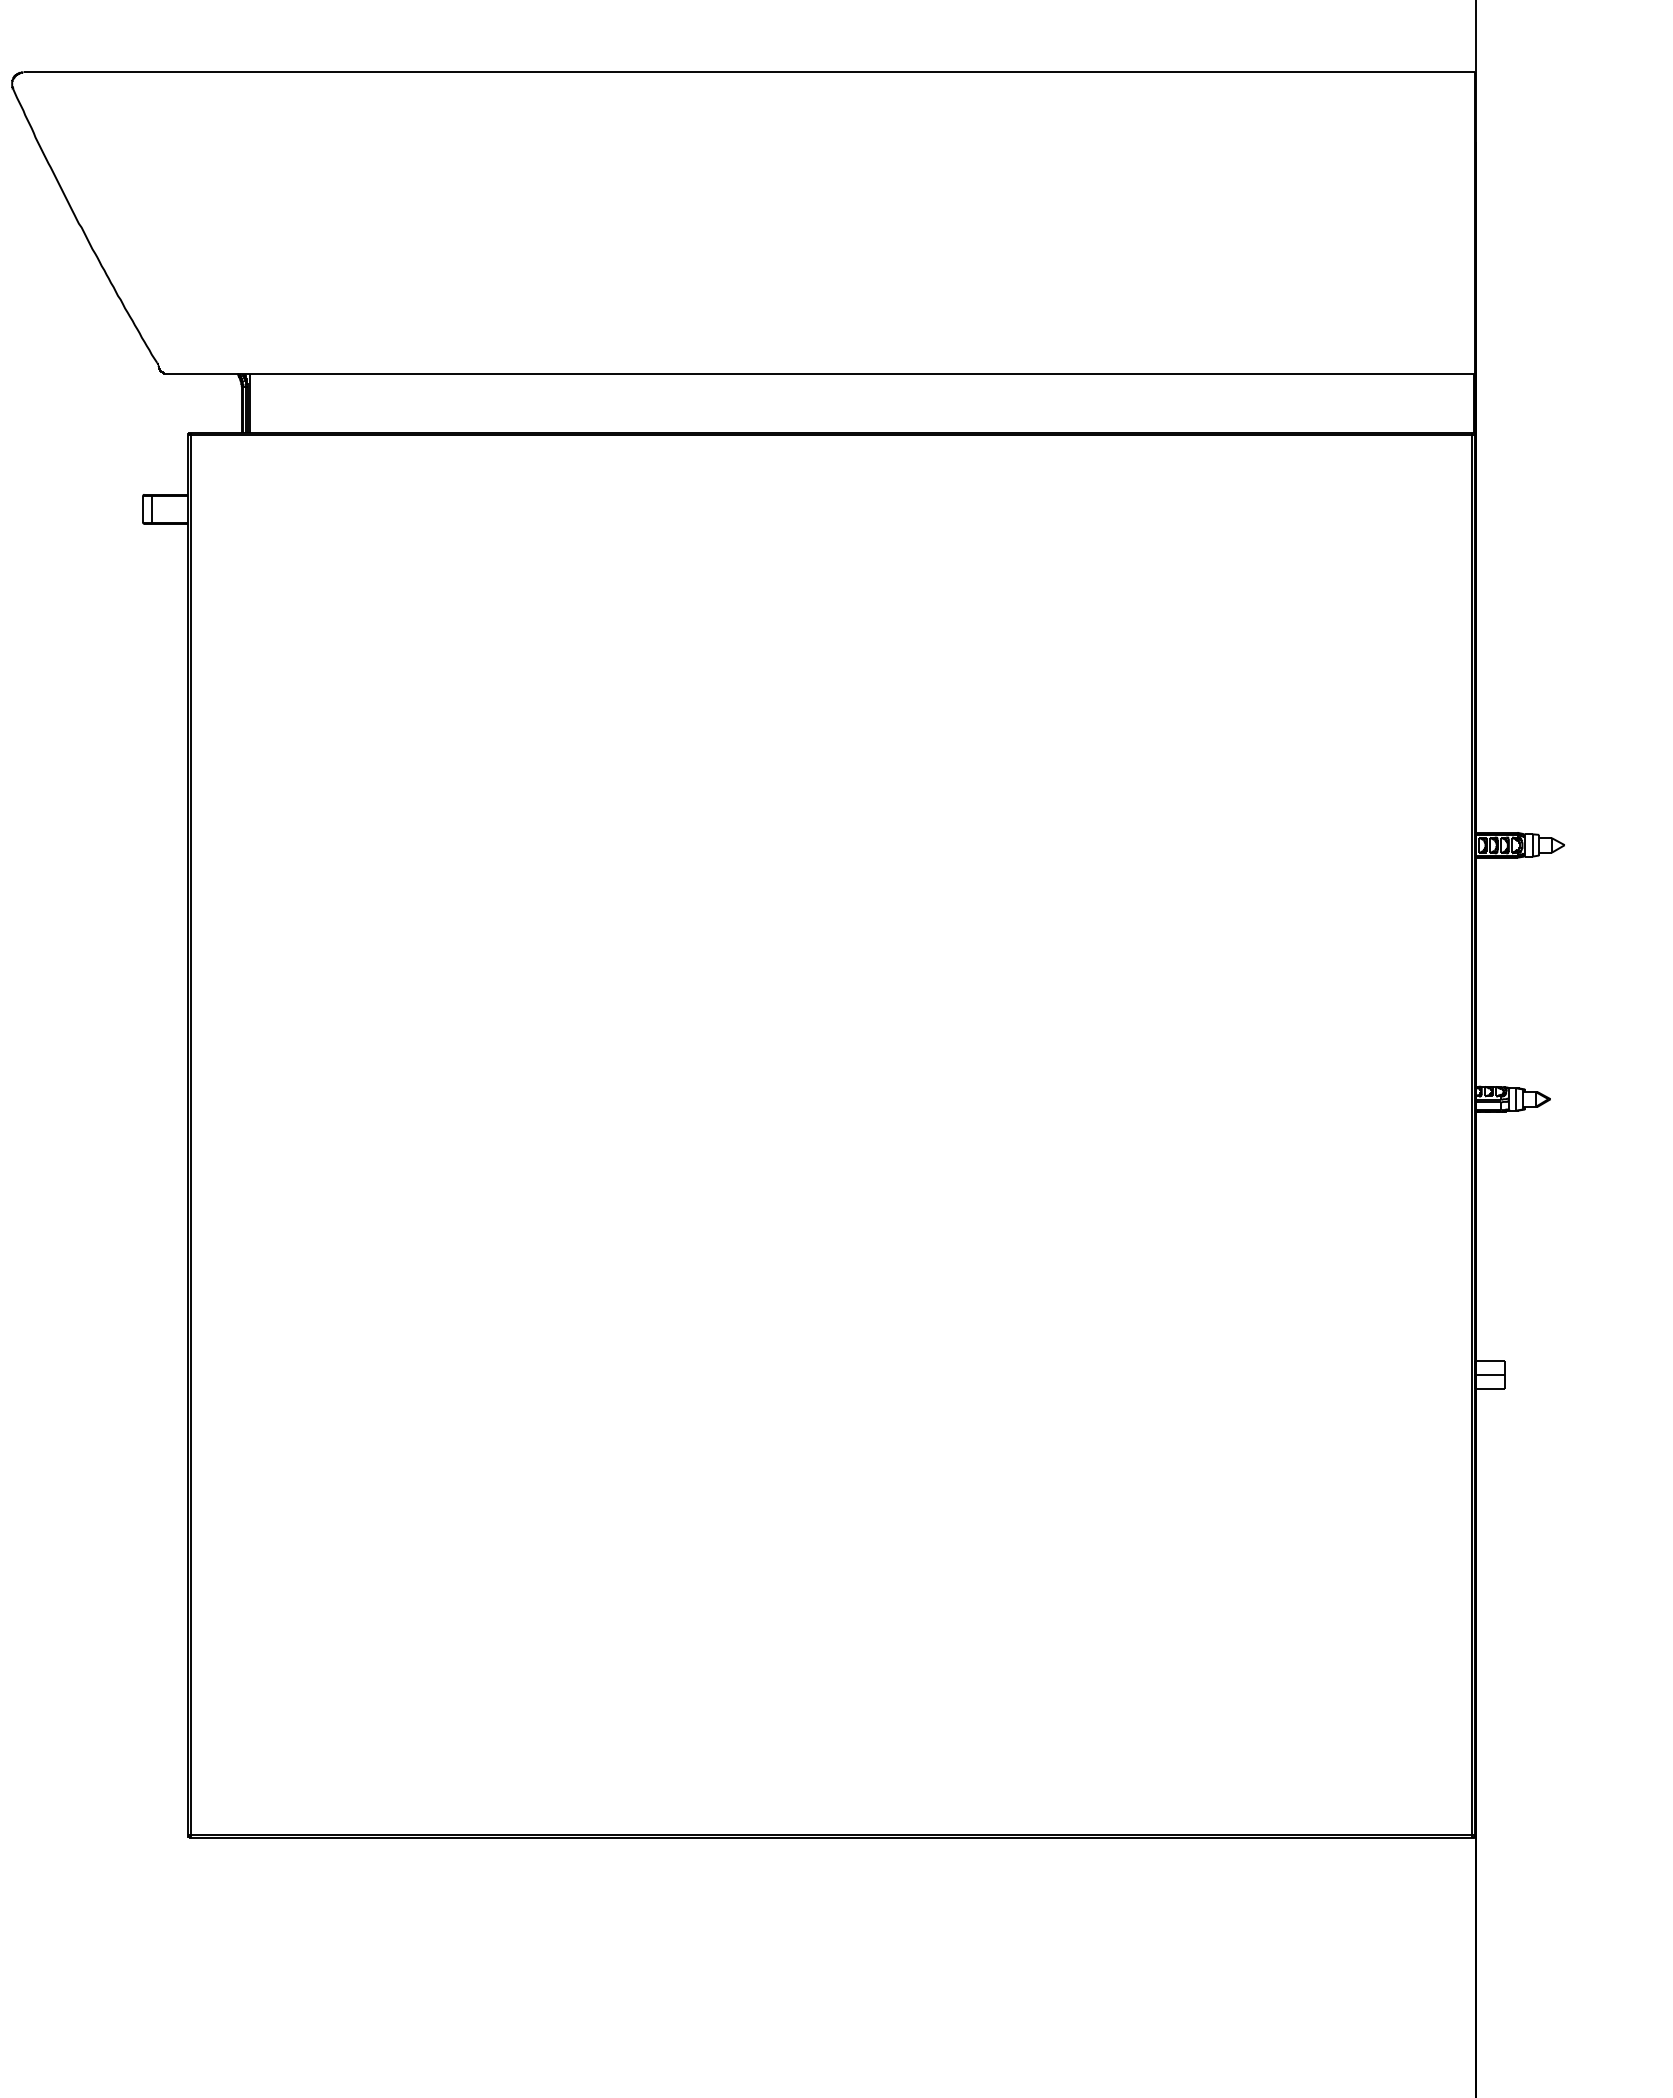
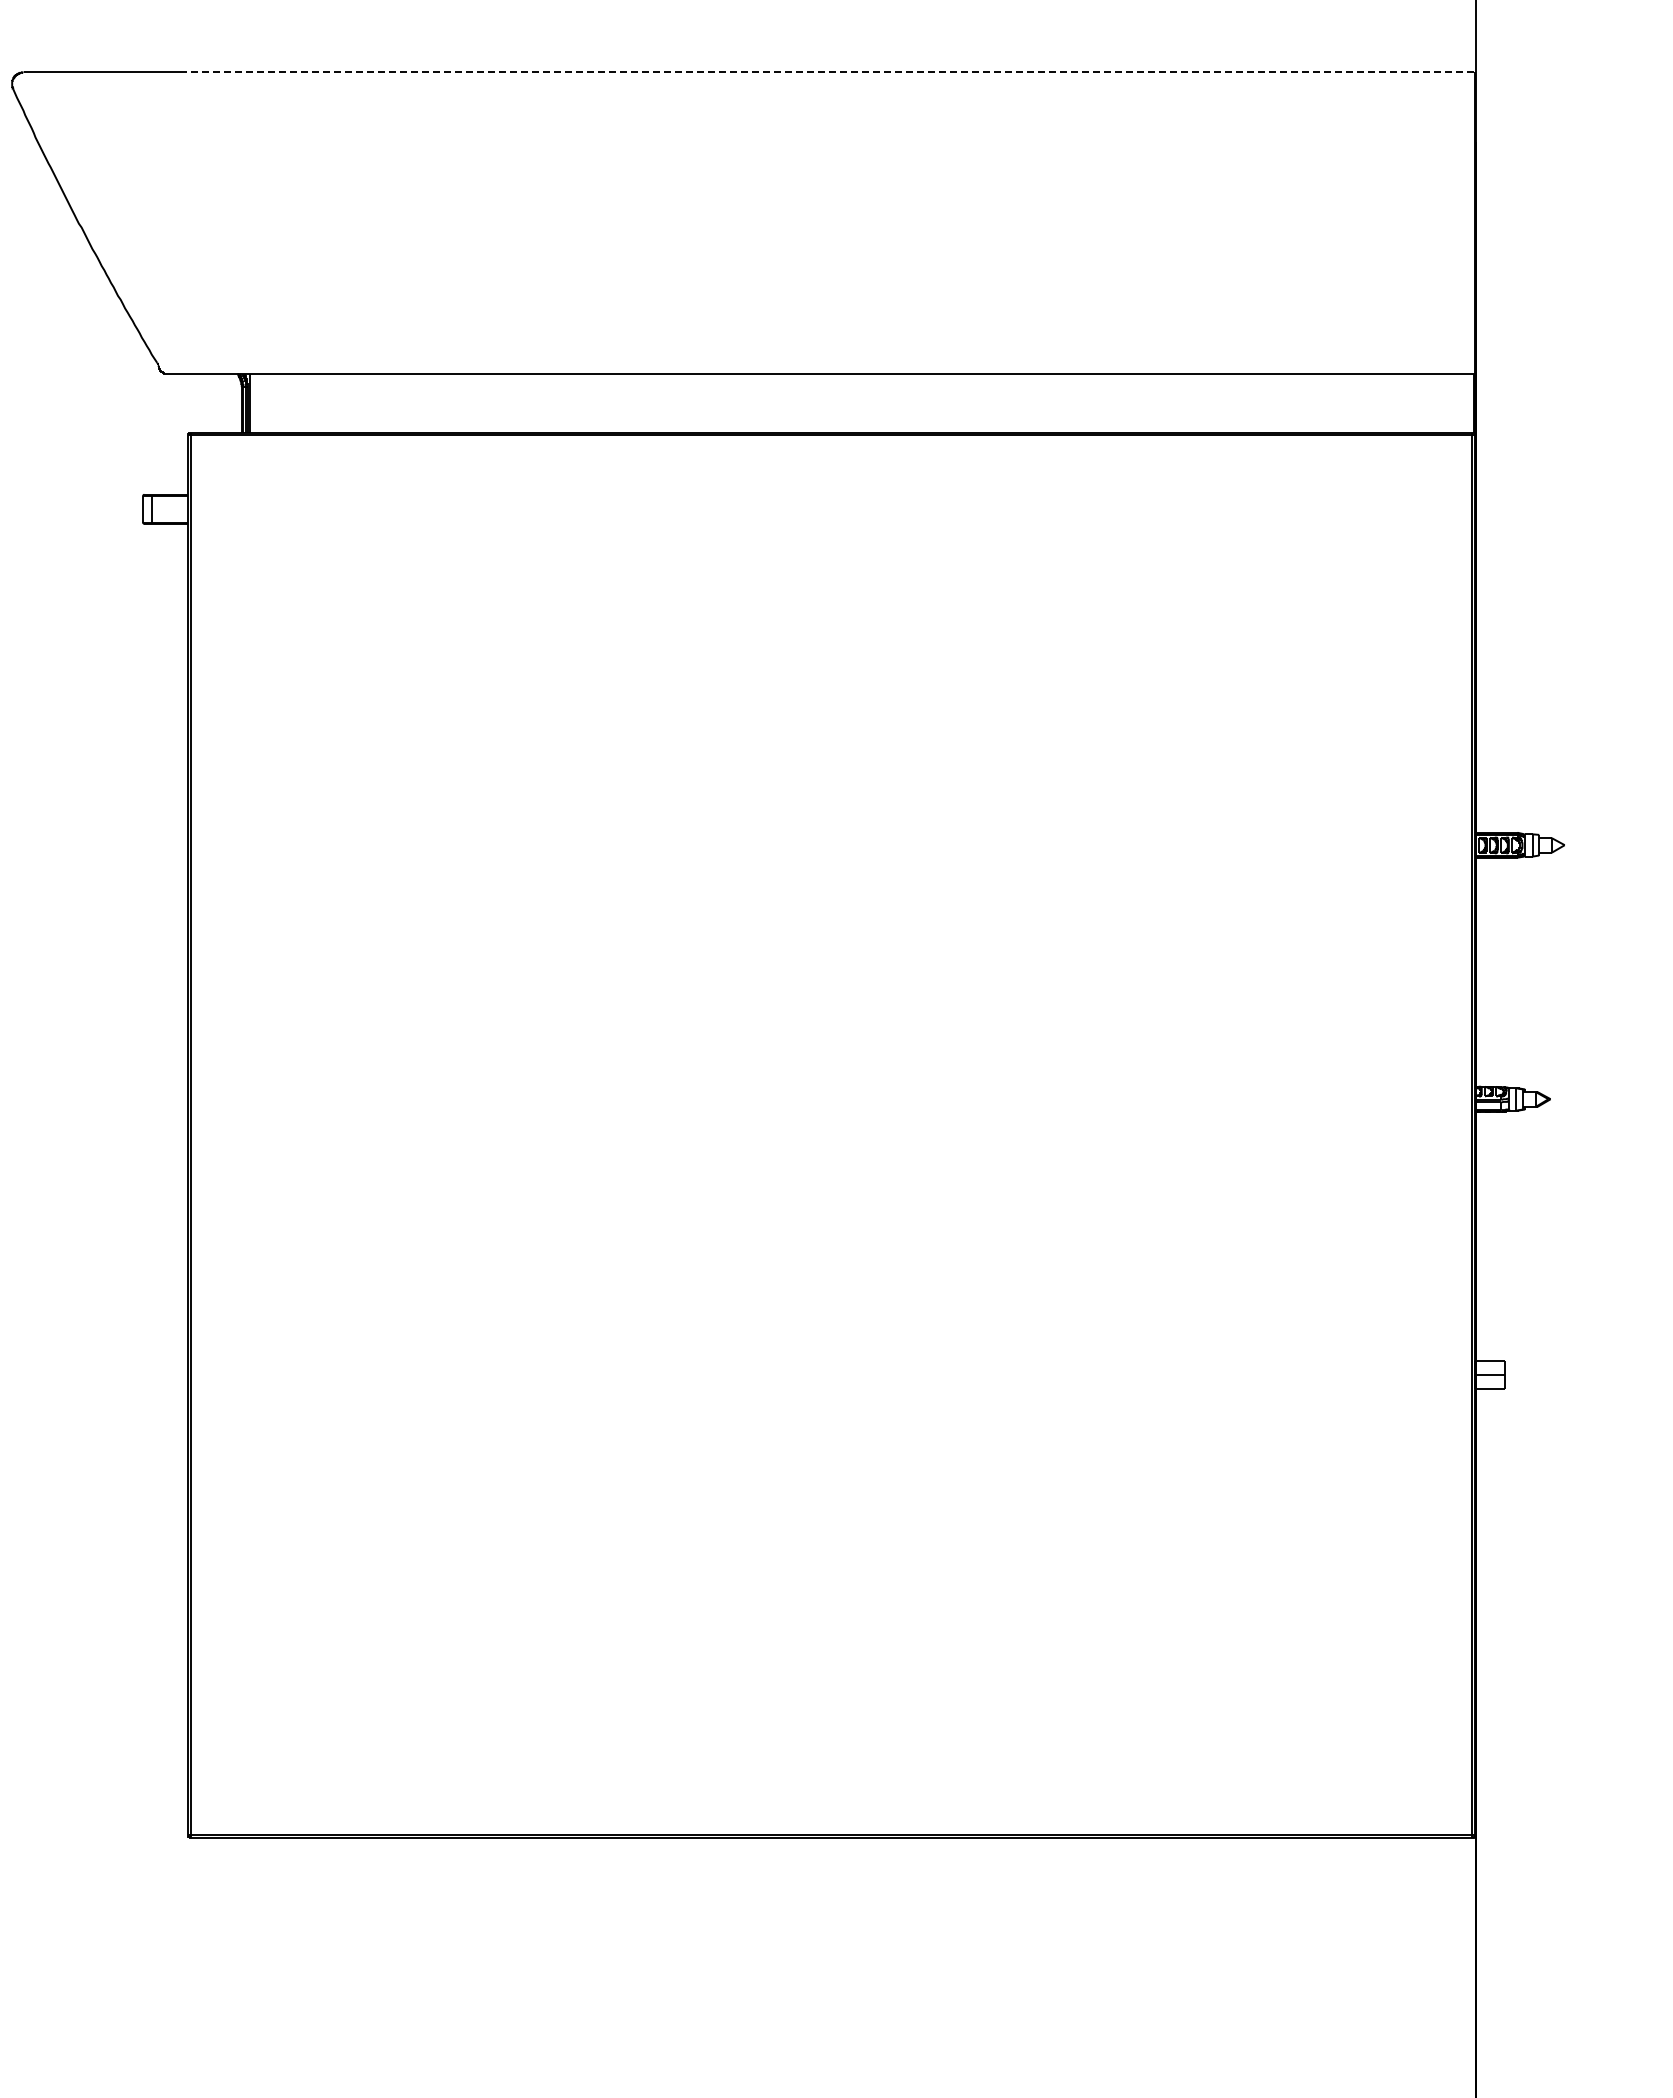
line: solid -> dashed (827, 72)
